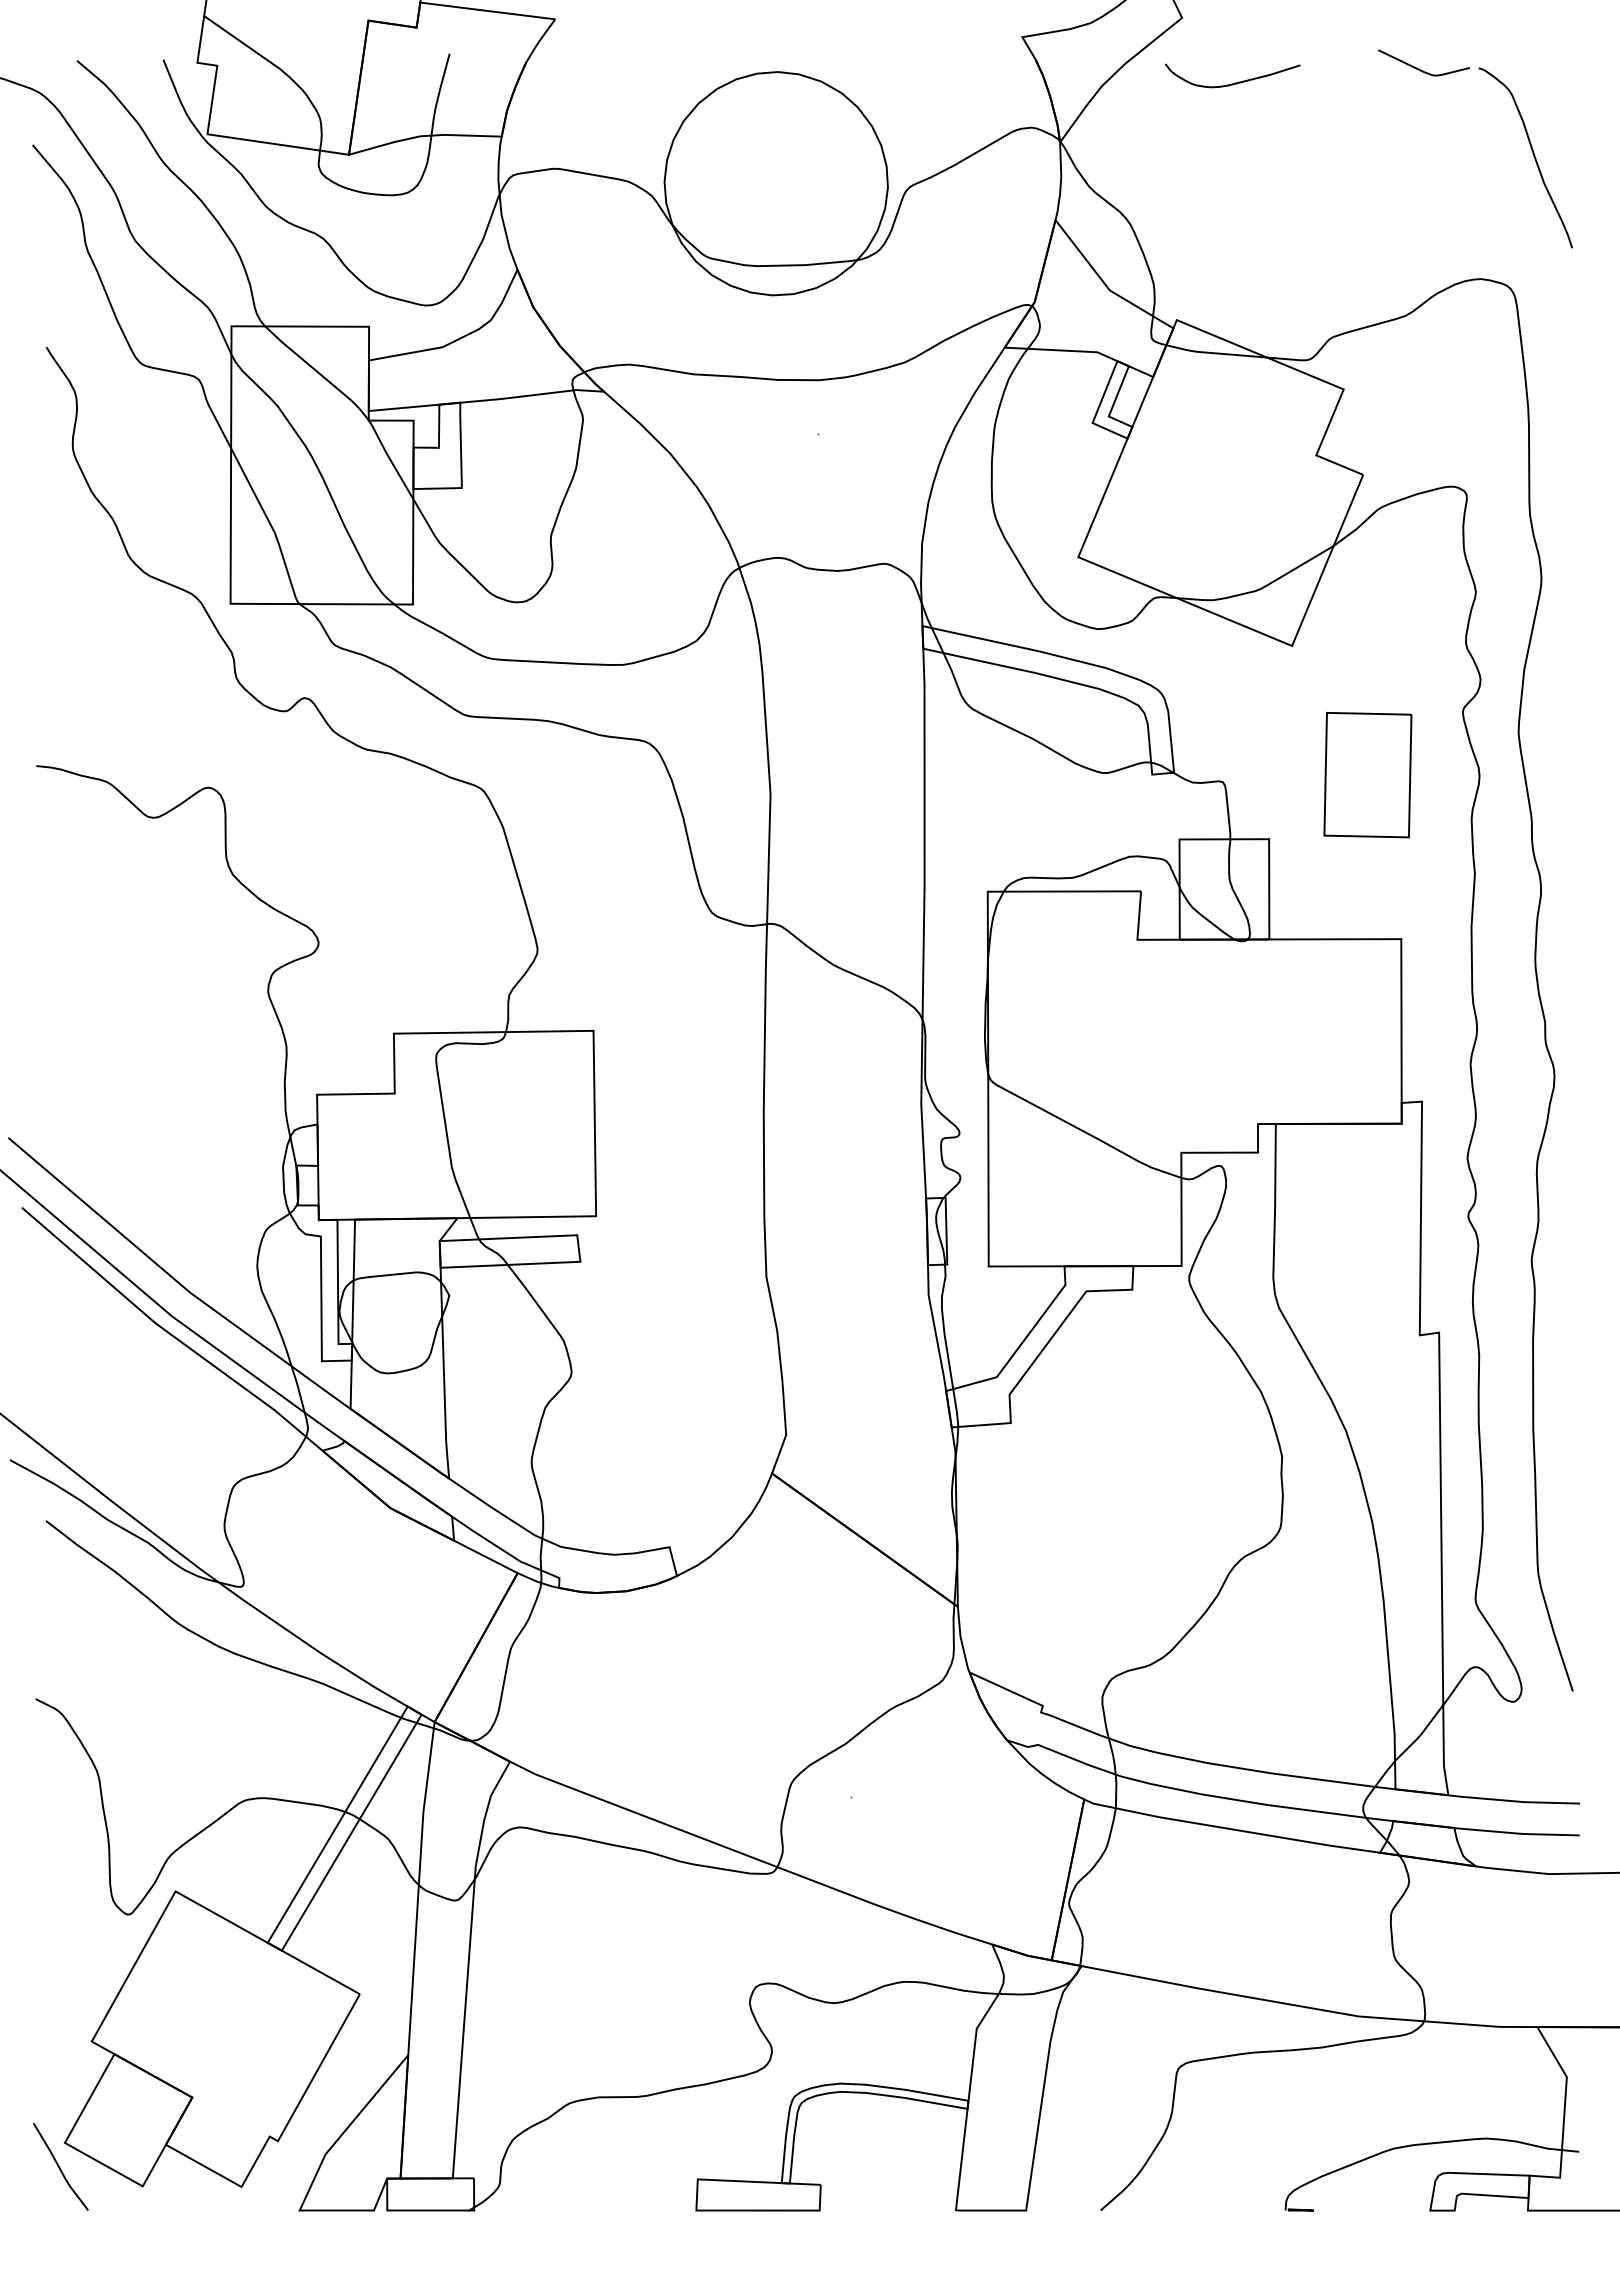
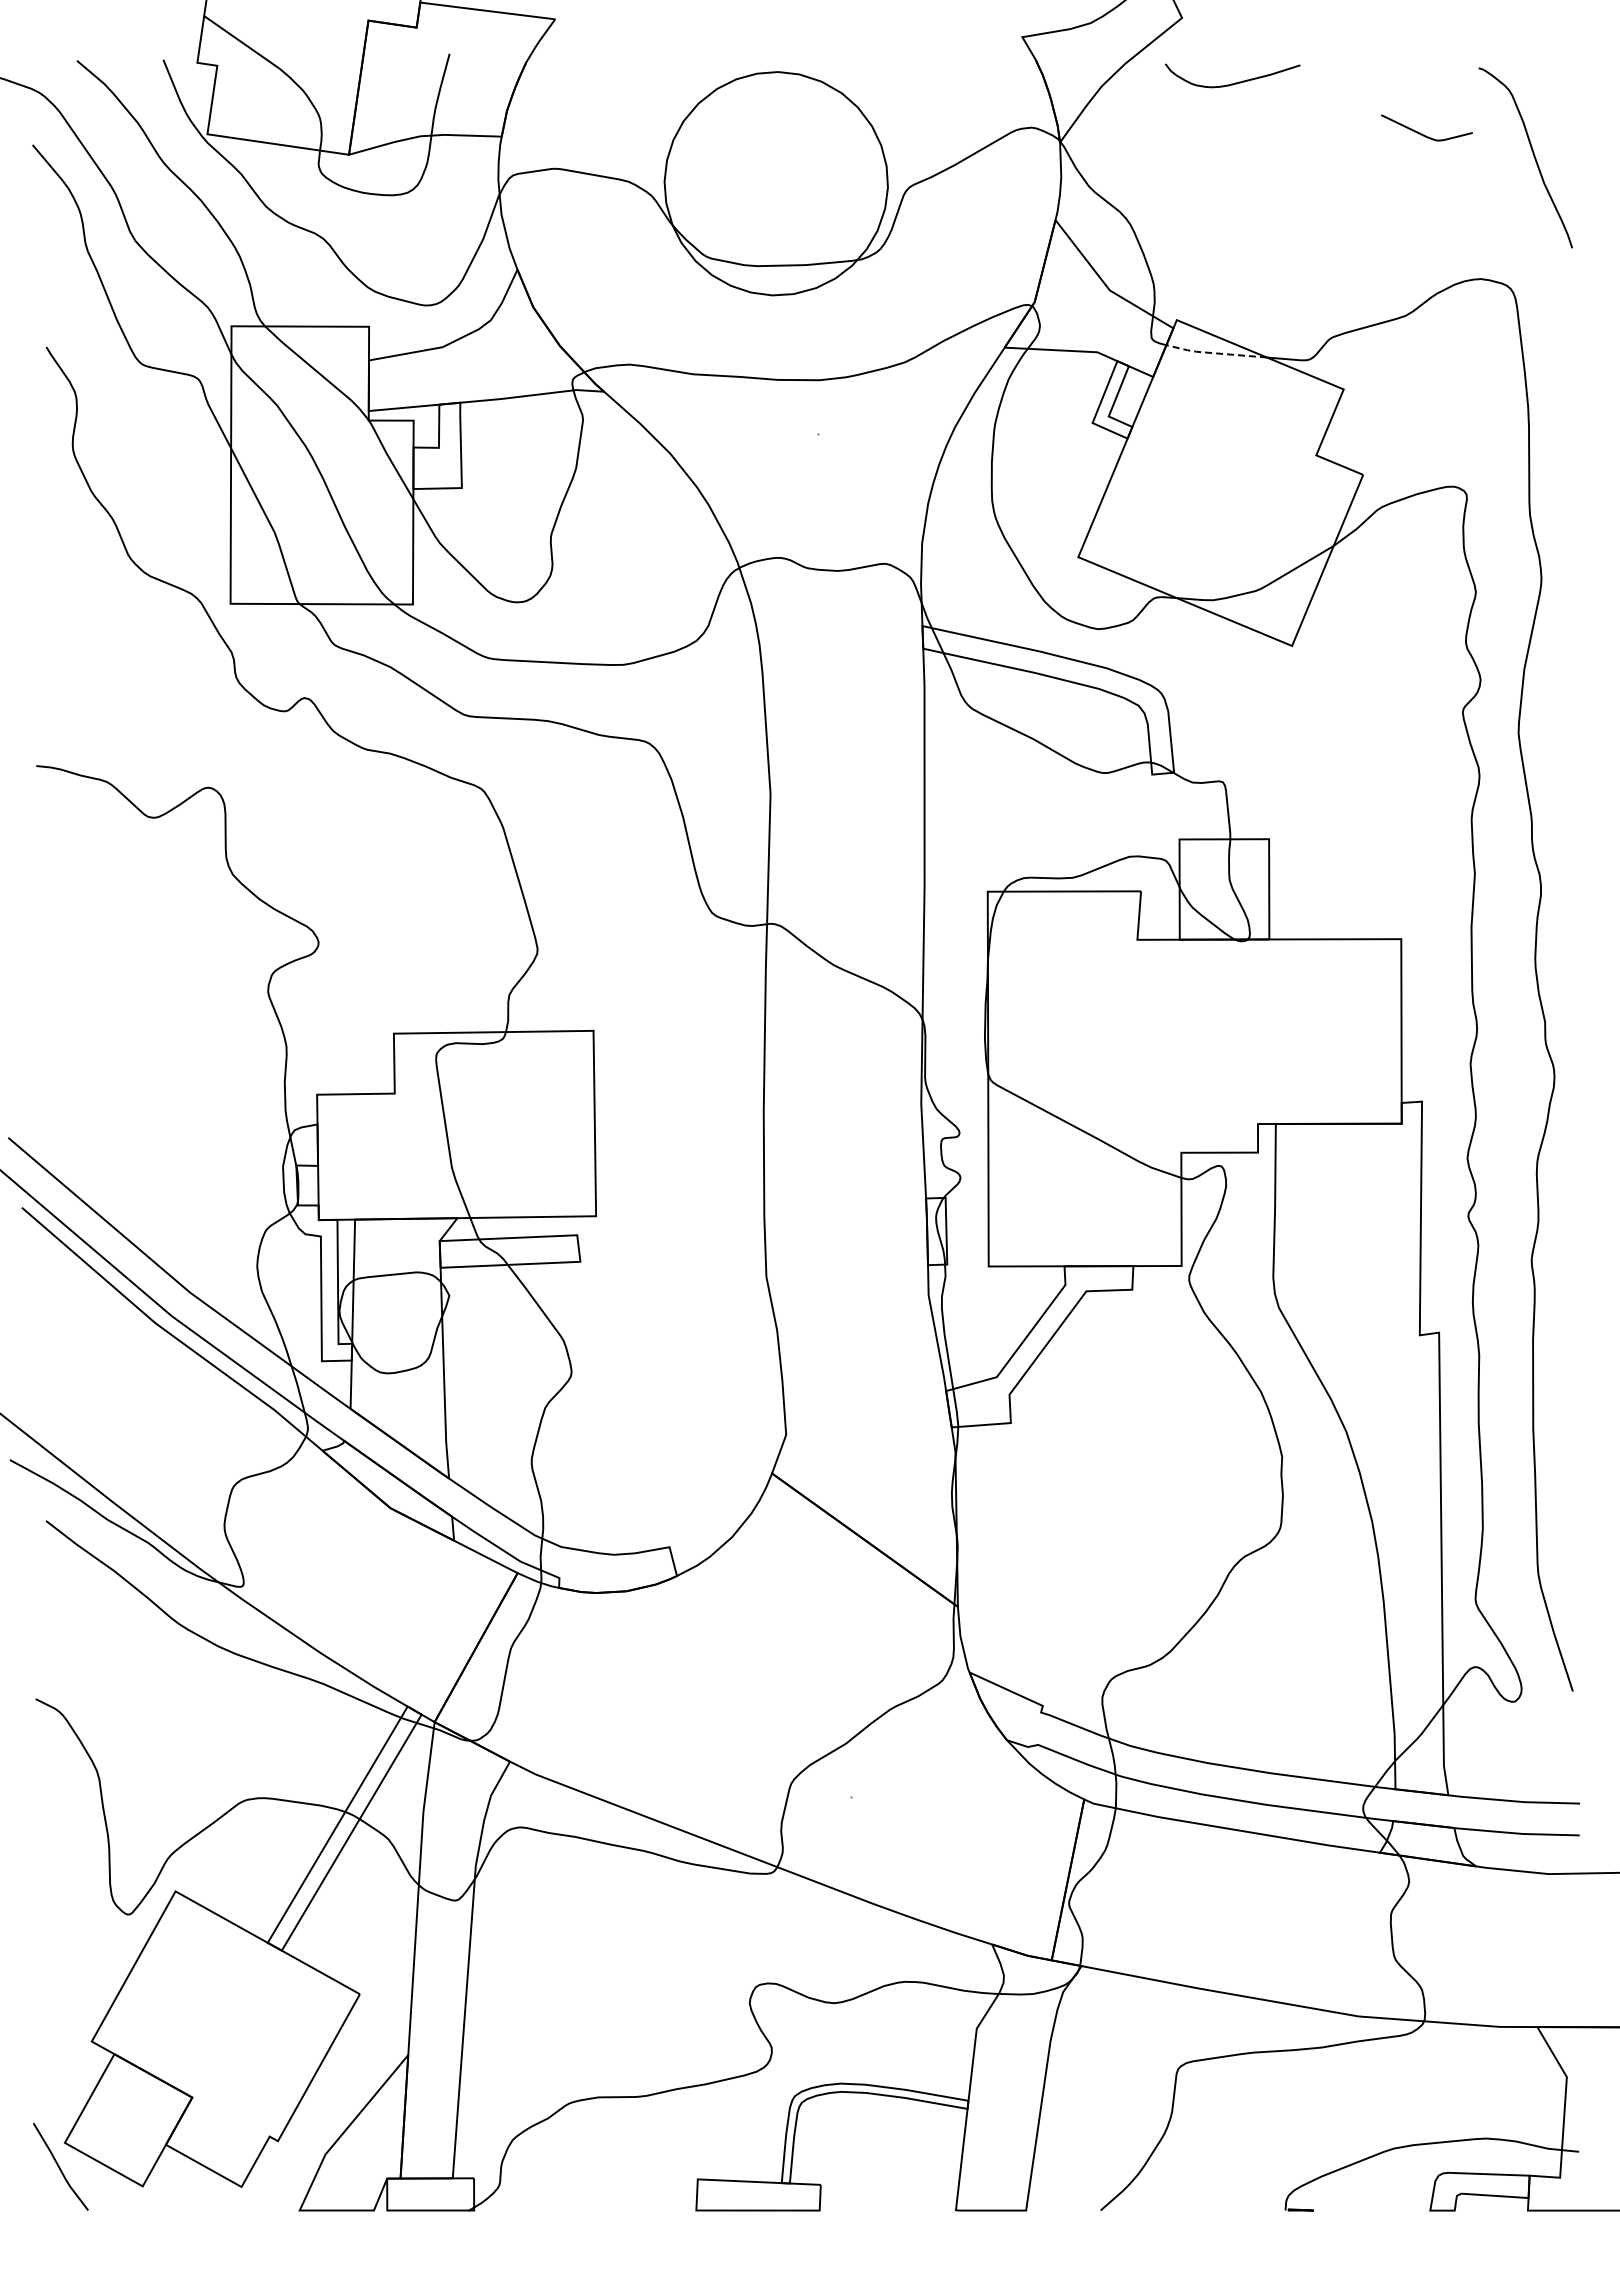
curve position: (1419, 68) -> (1422, 133) (1422, 133)
line: solid -> dashed (1214, 353)
part: present -> none (1367, 775)
